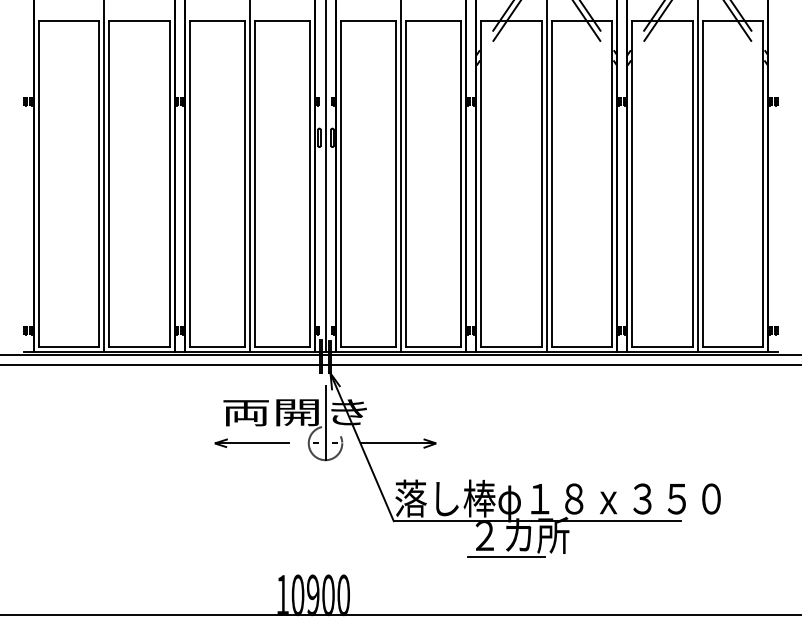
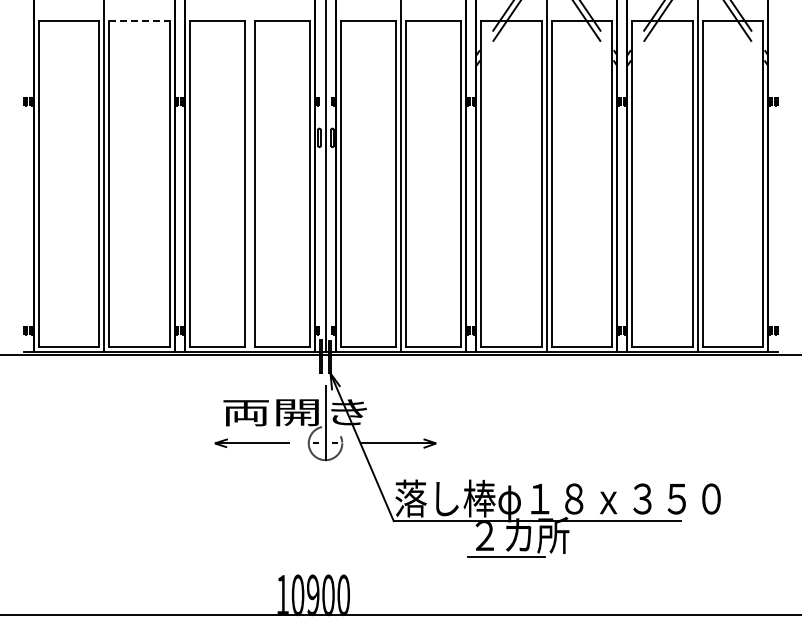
line: solid -> dashed (139, 21)
line: present -> none (250, 176)
line: present -> none (400, 365)
